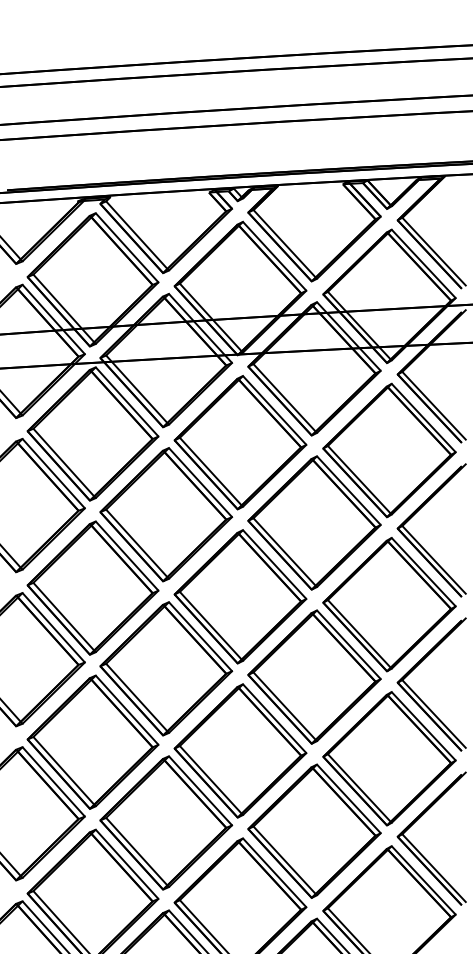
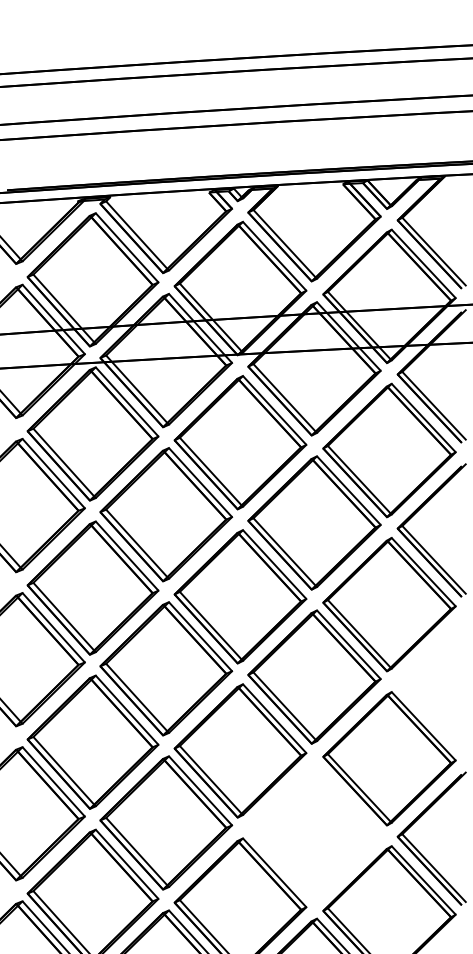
part: present -> none (418, 695)
part: present -> none (314, 830)
